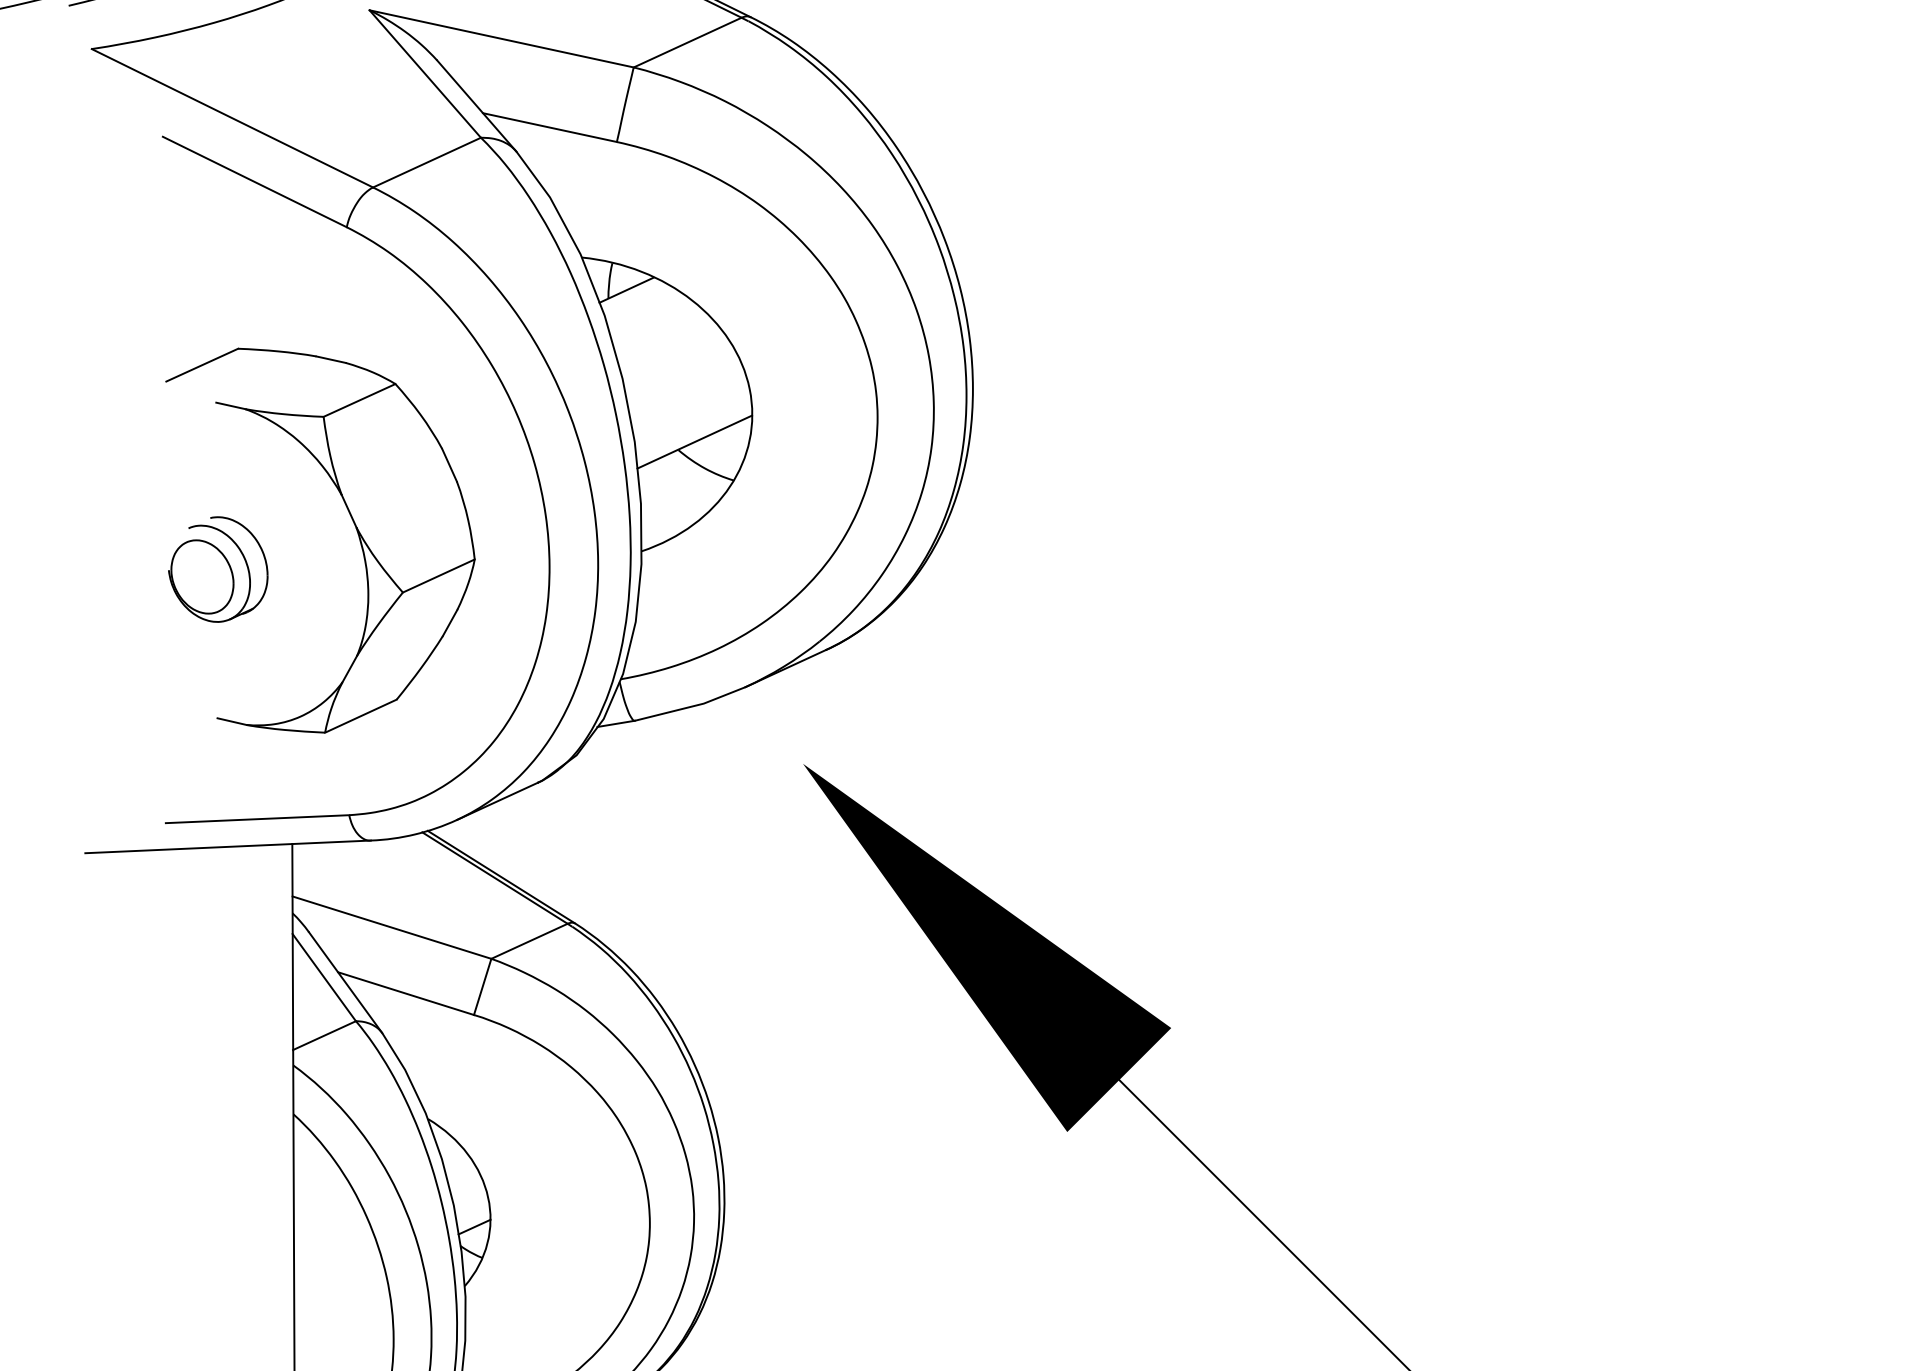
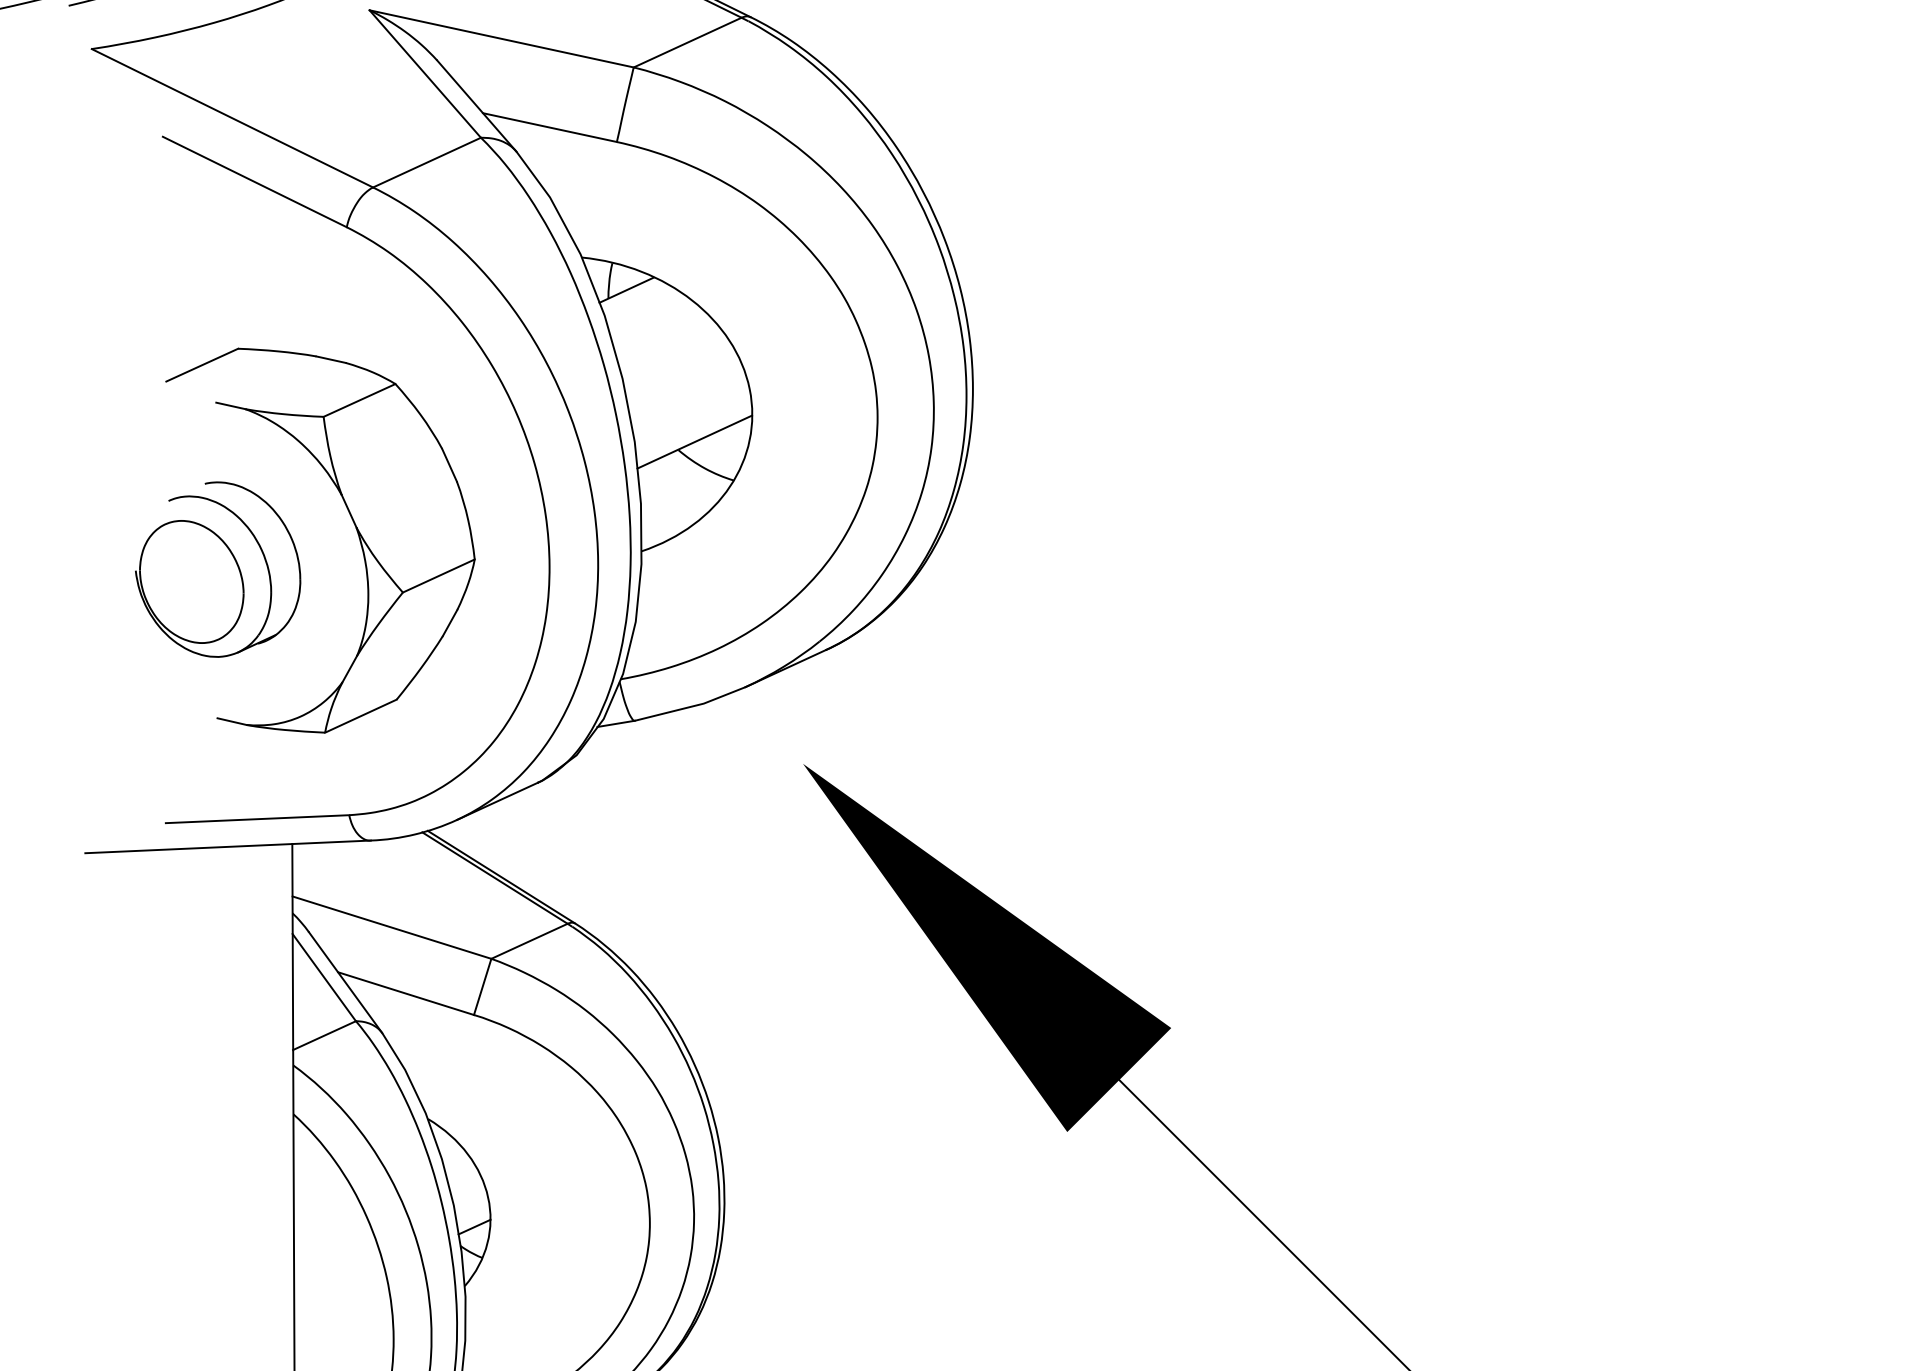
part size: 101x107 px -> 167x177 px (218, 569)
